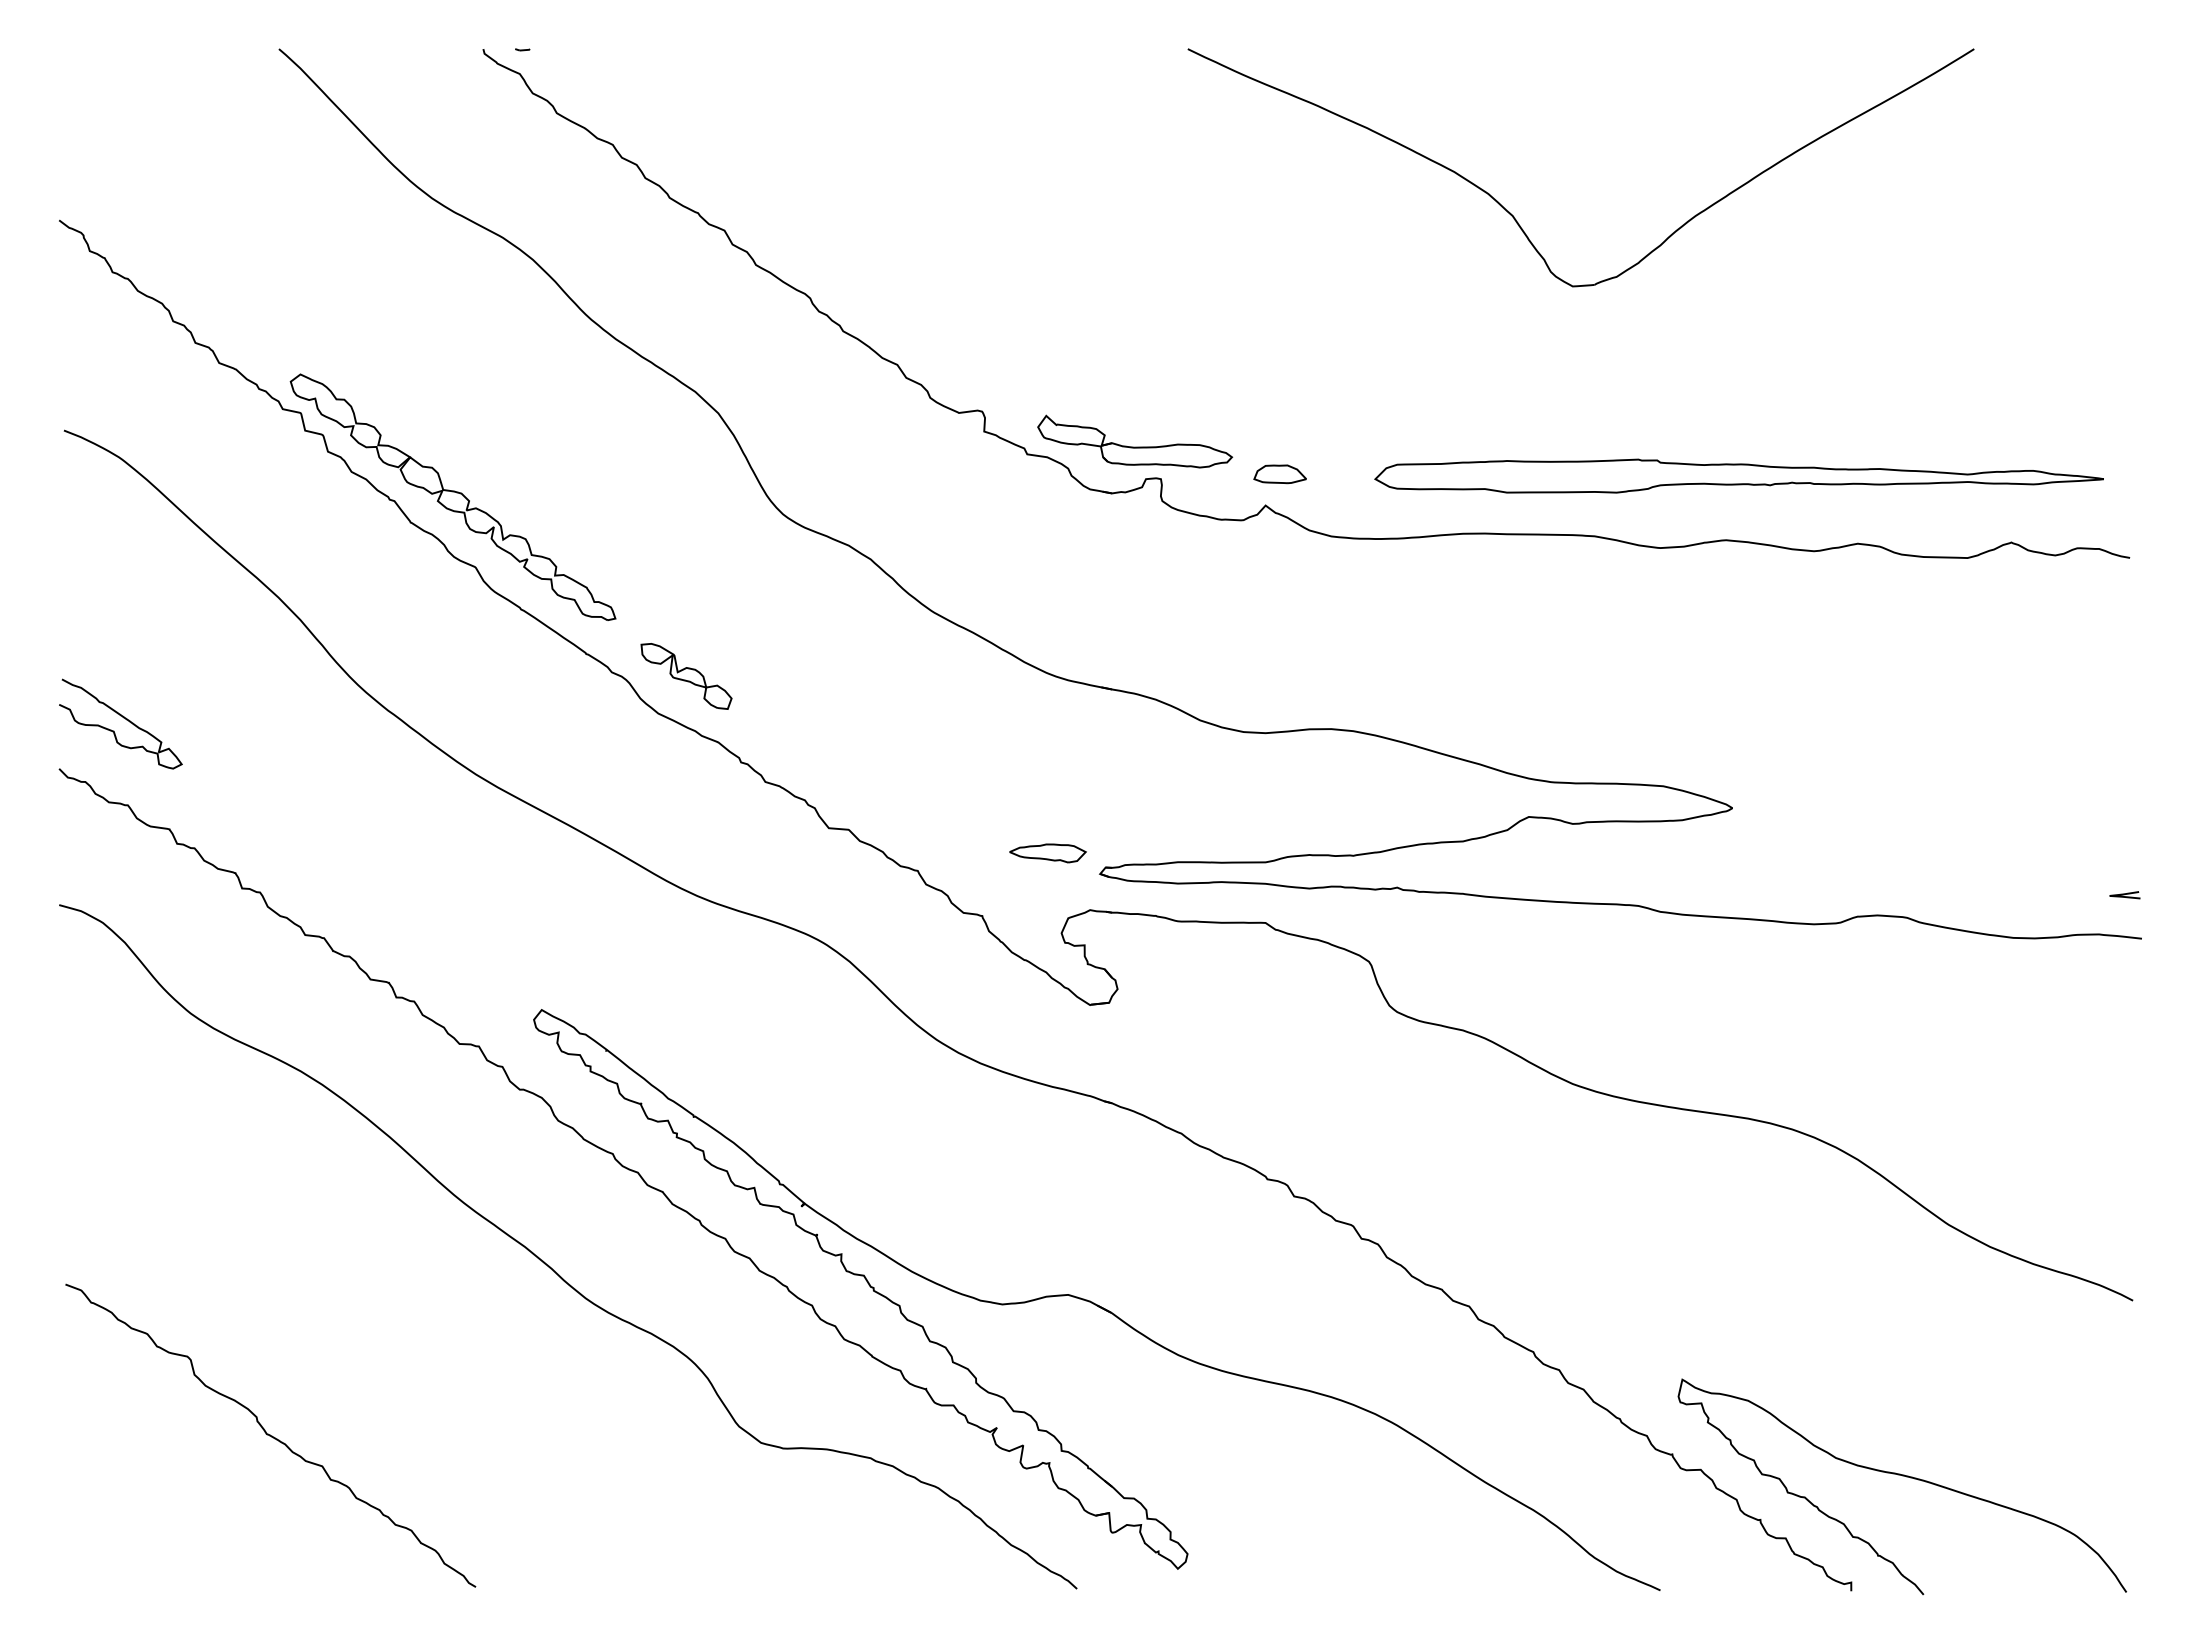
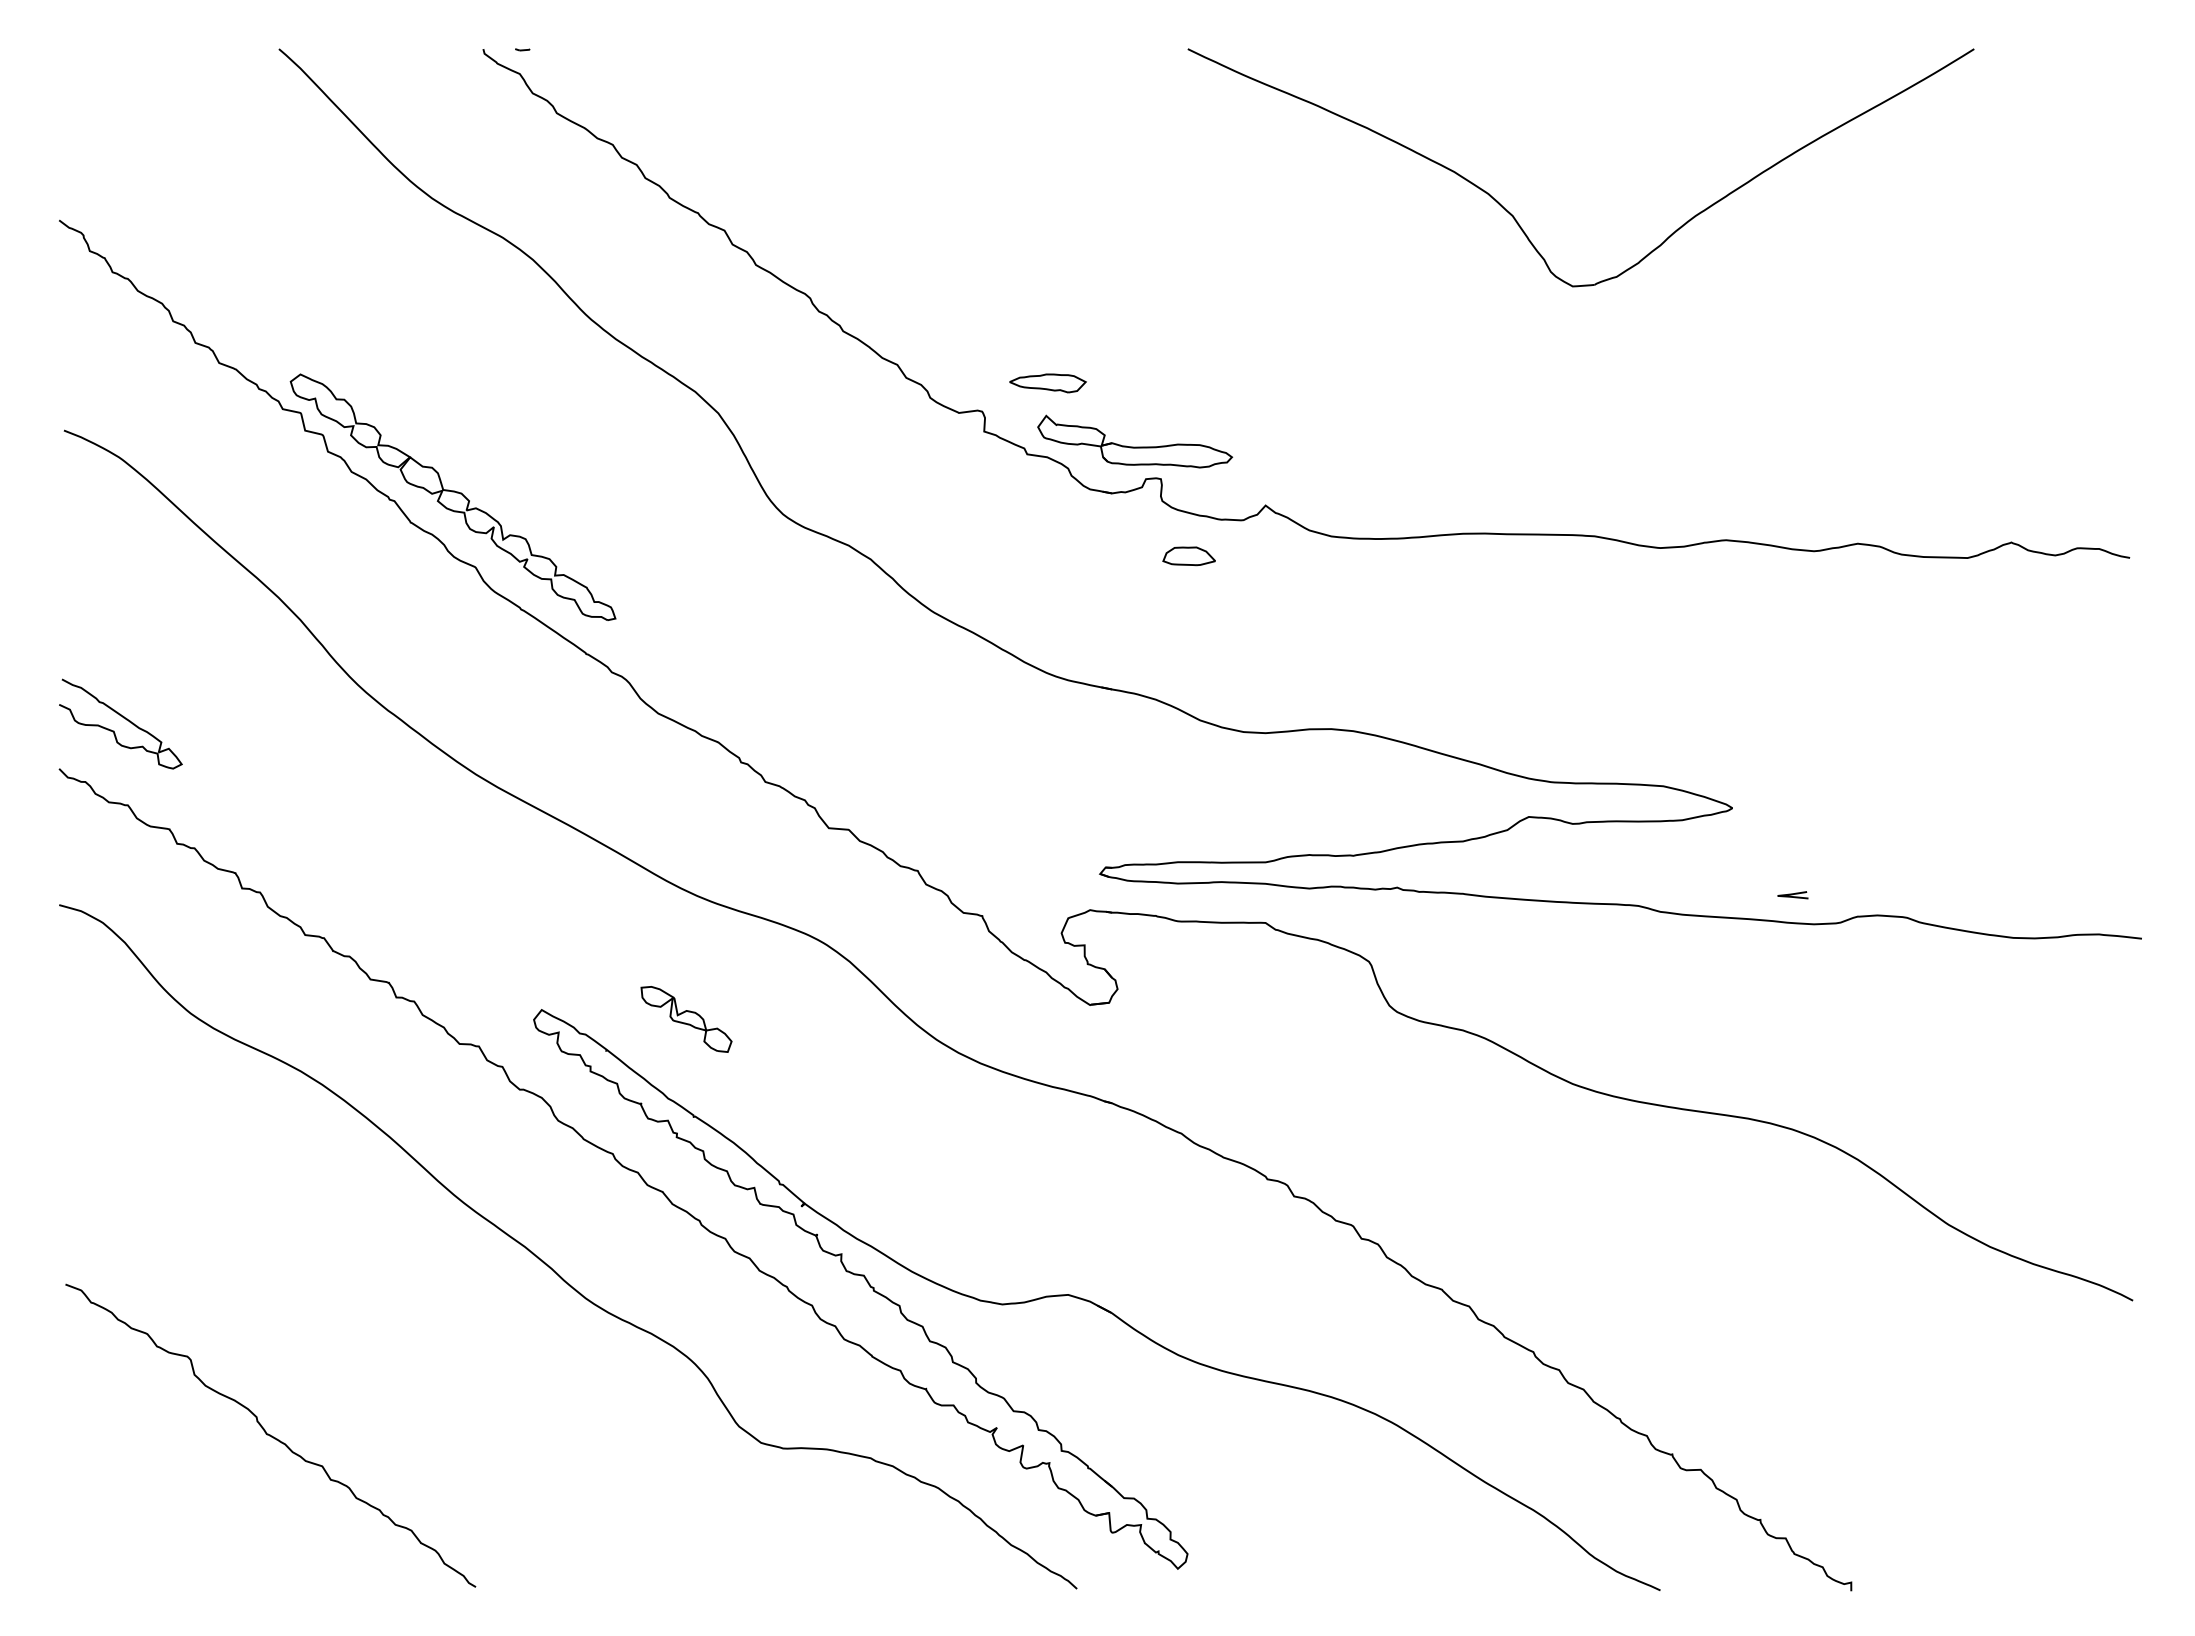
part position: (1279, 474) -> (1188, 556) (1188, 556)
part: present -> none (1738, 475)
part position: (686, 676) -> (686, 1019) (686, 1019)
part position: (1047, 853) -> (1047, 383) (1047, 383)
curve position: (2124, 895) -> (1792, 895) (1792, 895)
curve: present -> none (1902, 1476)
